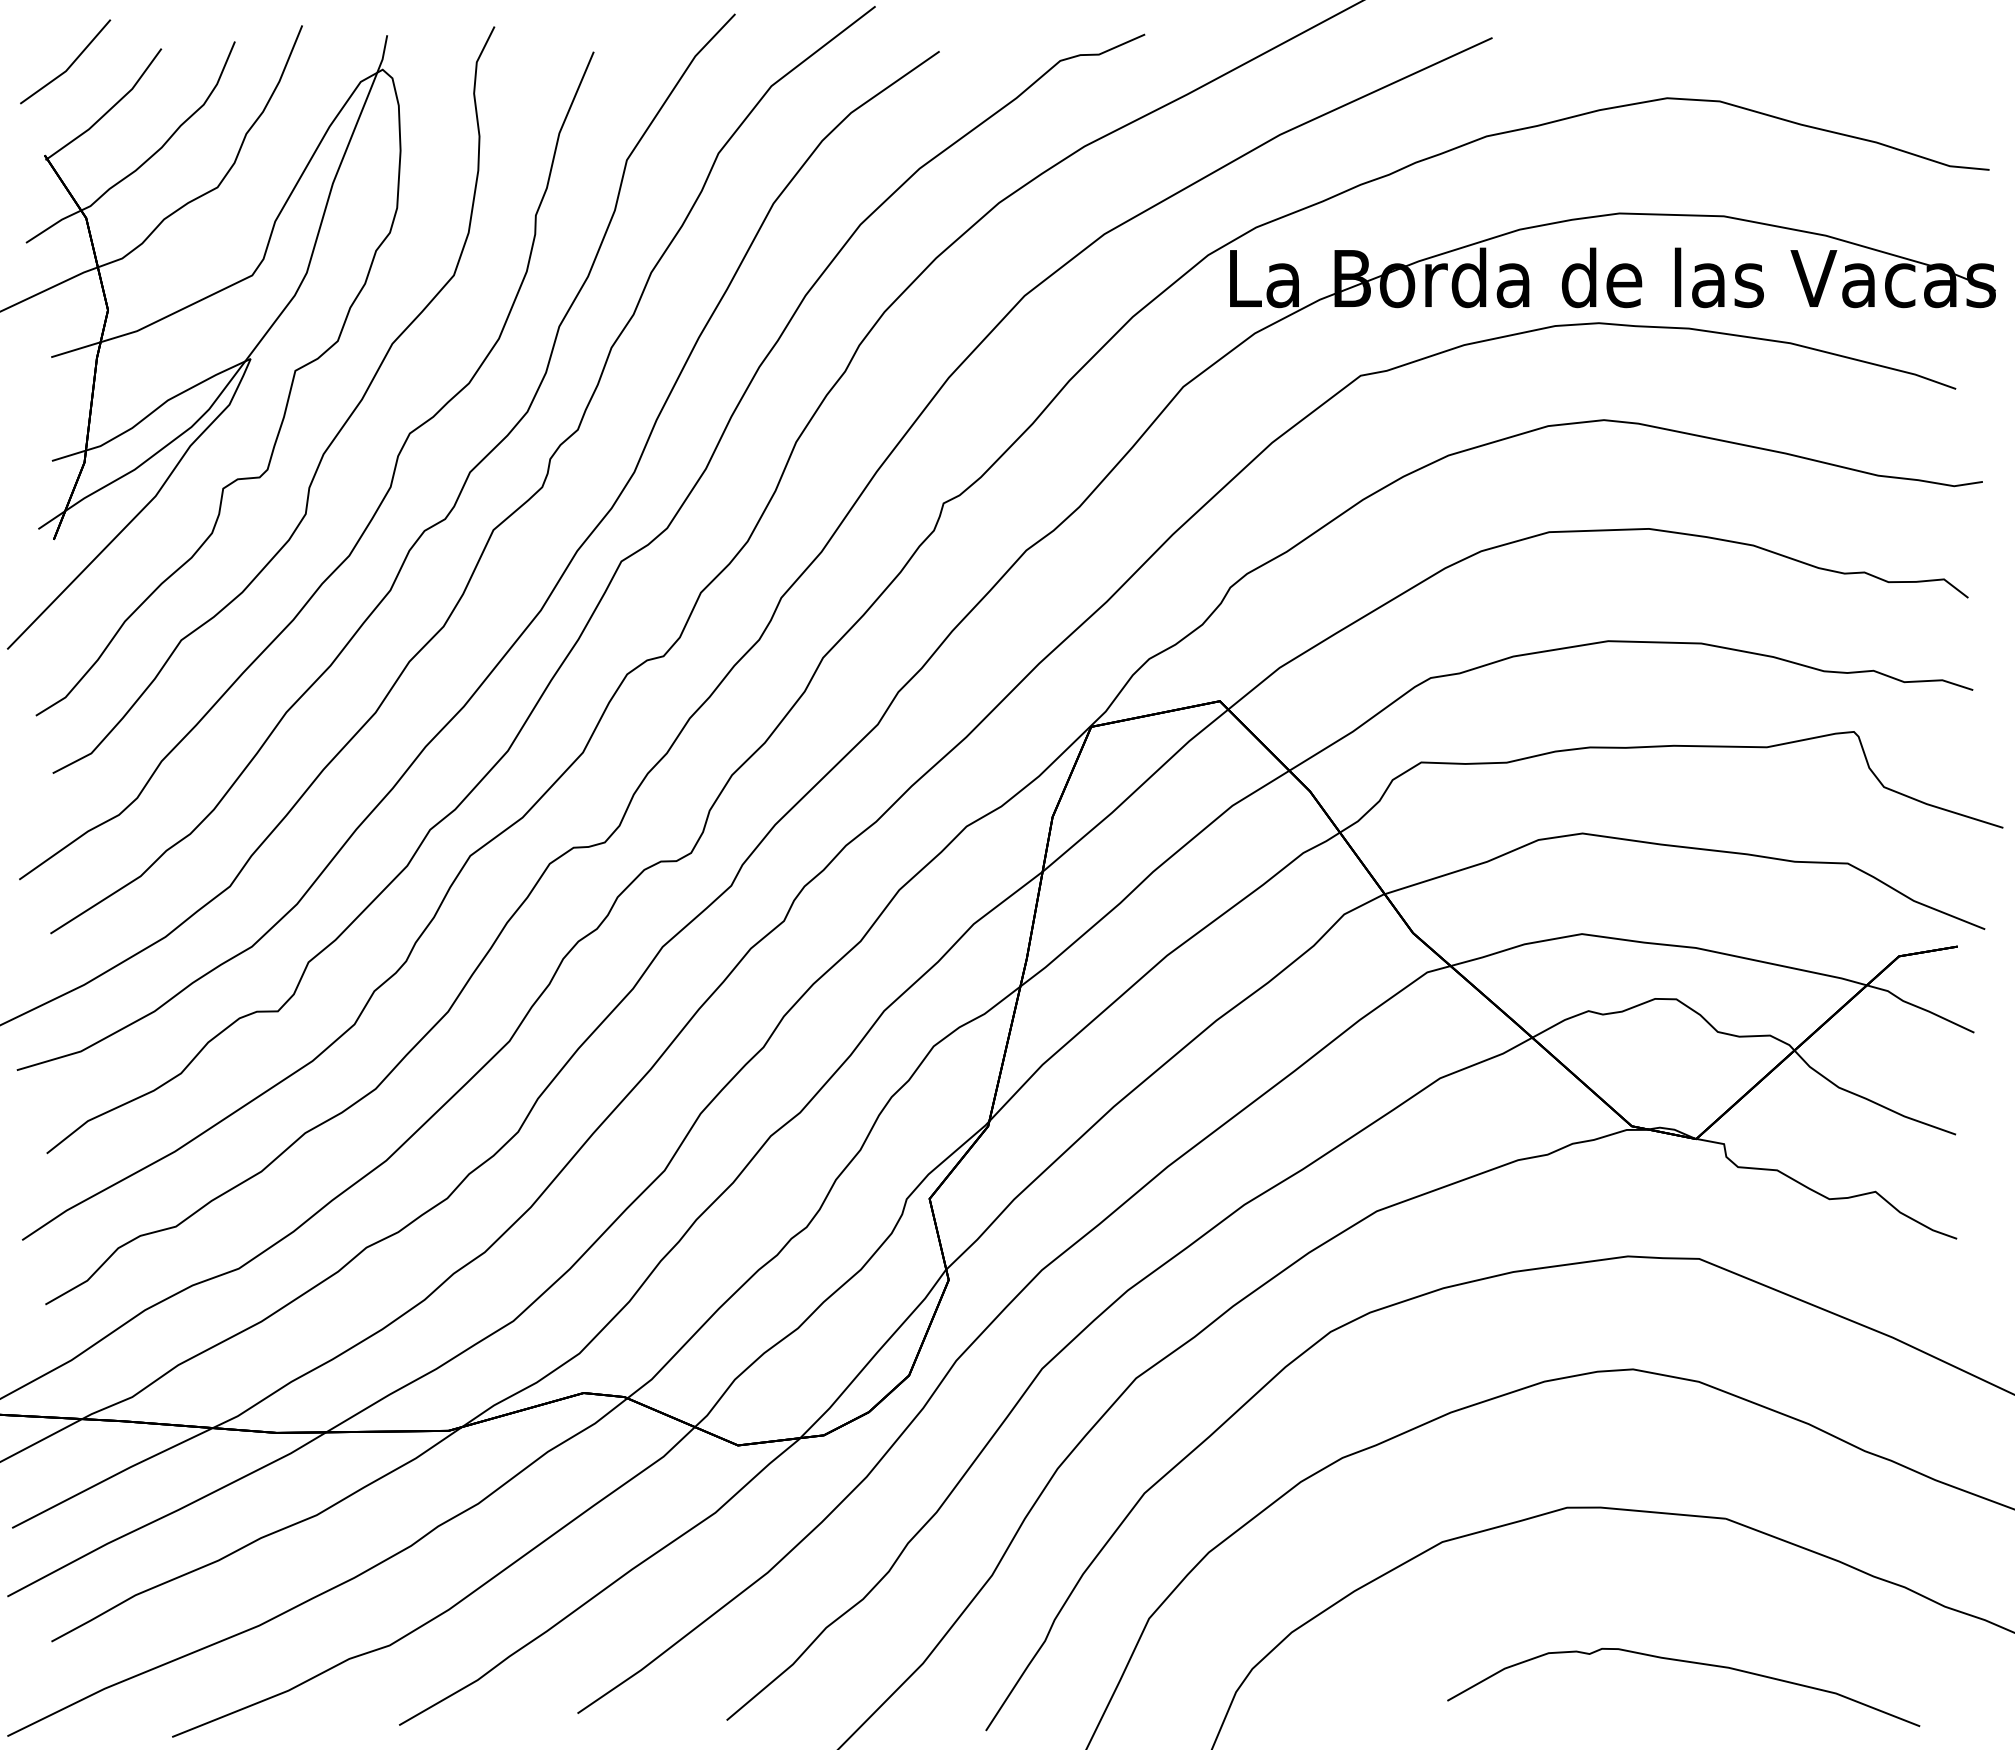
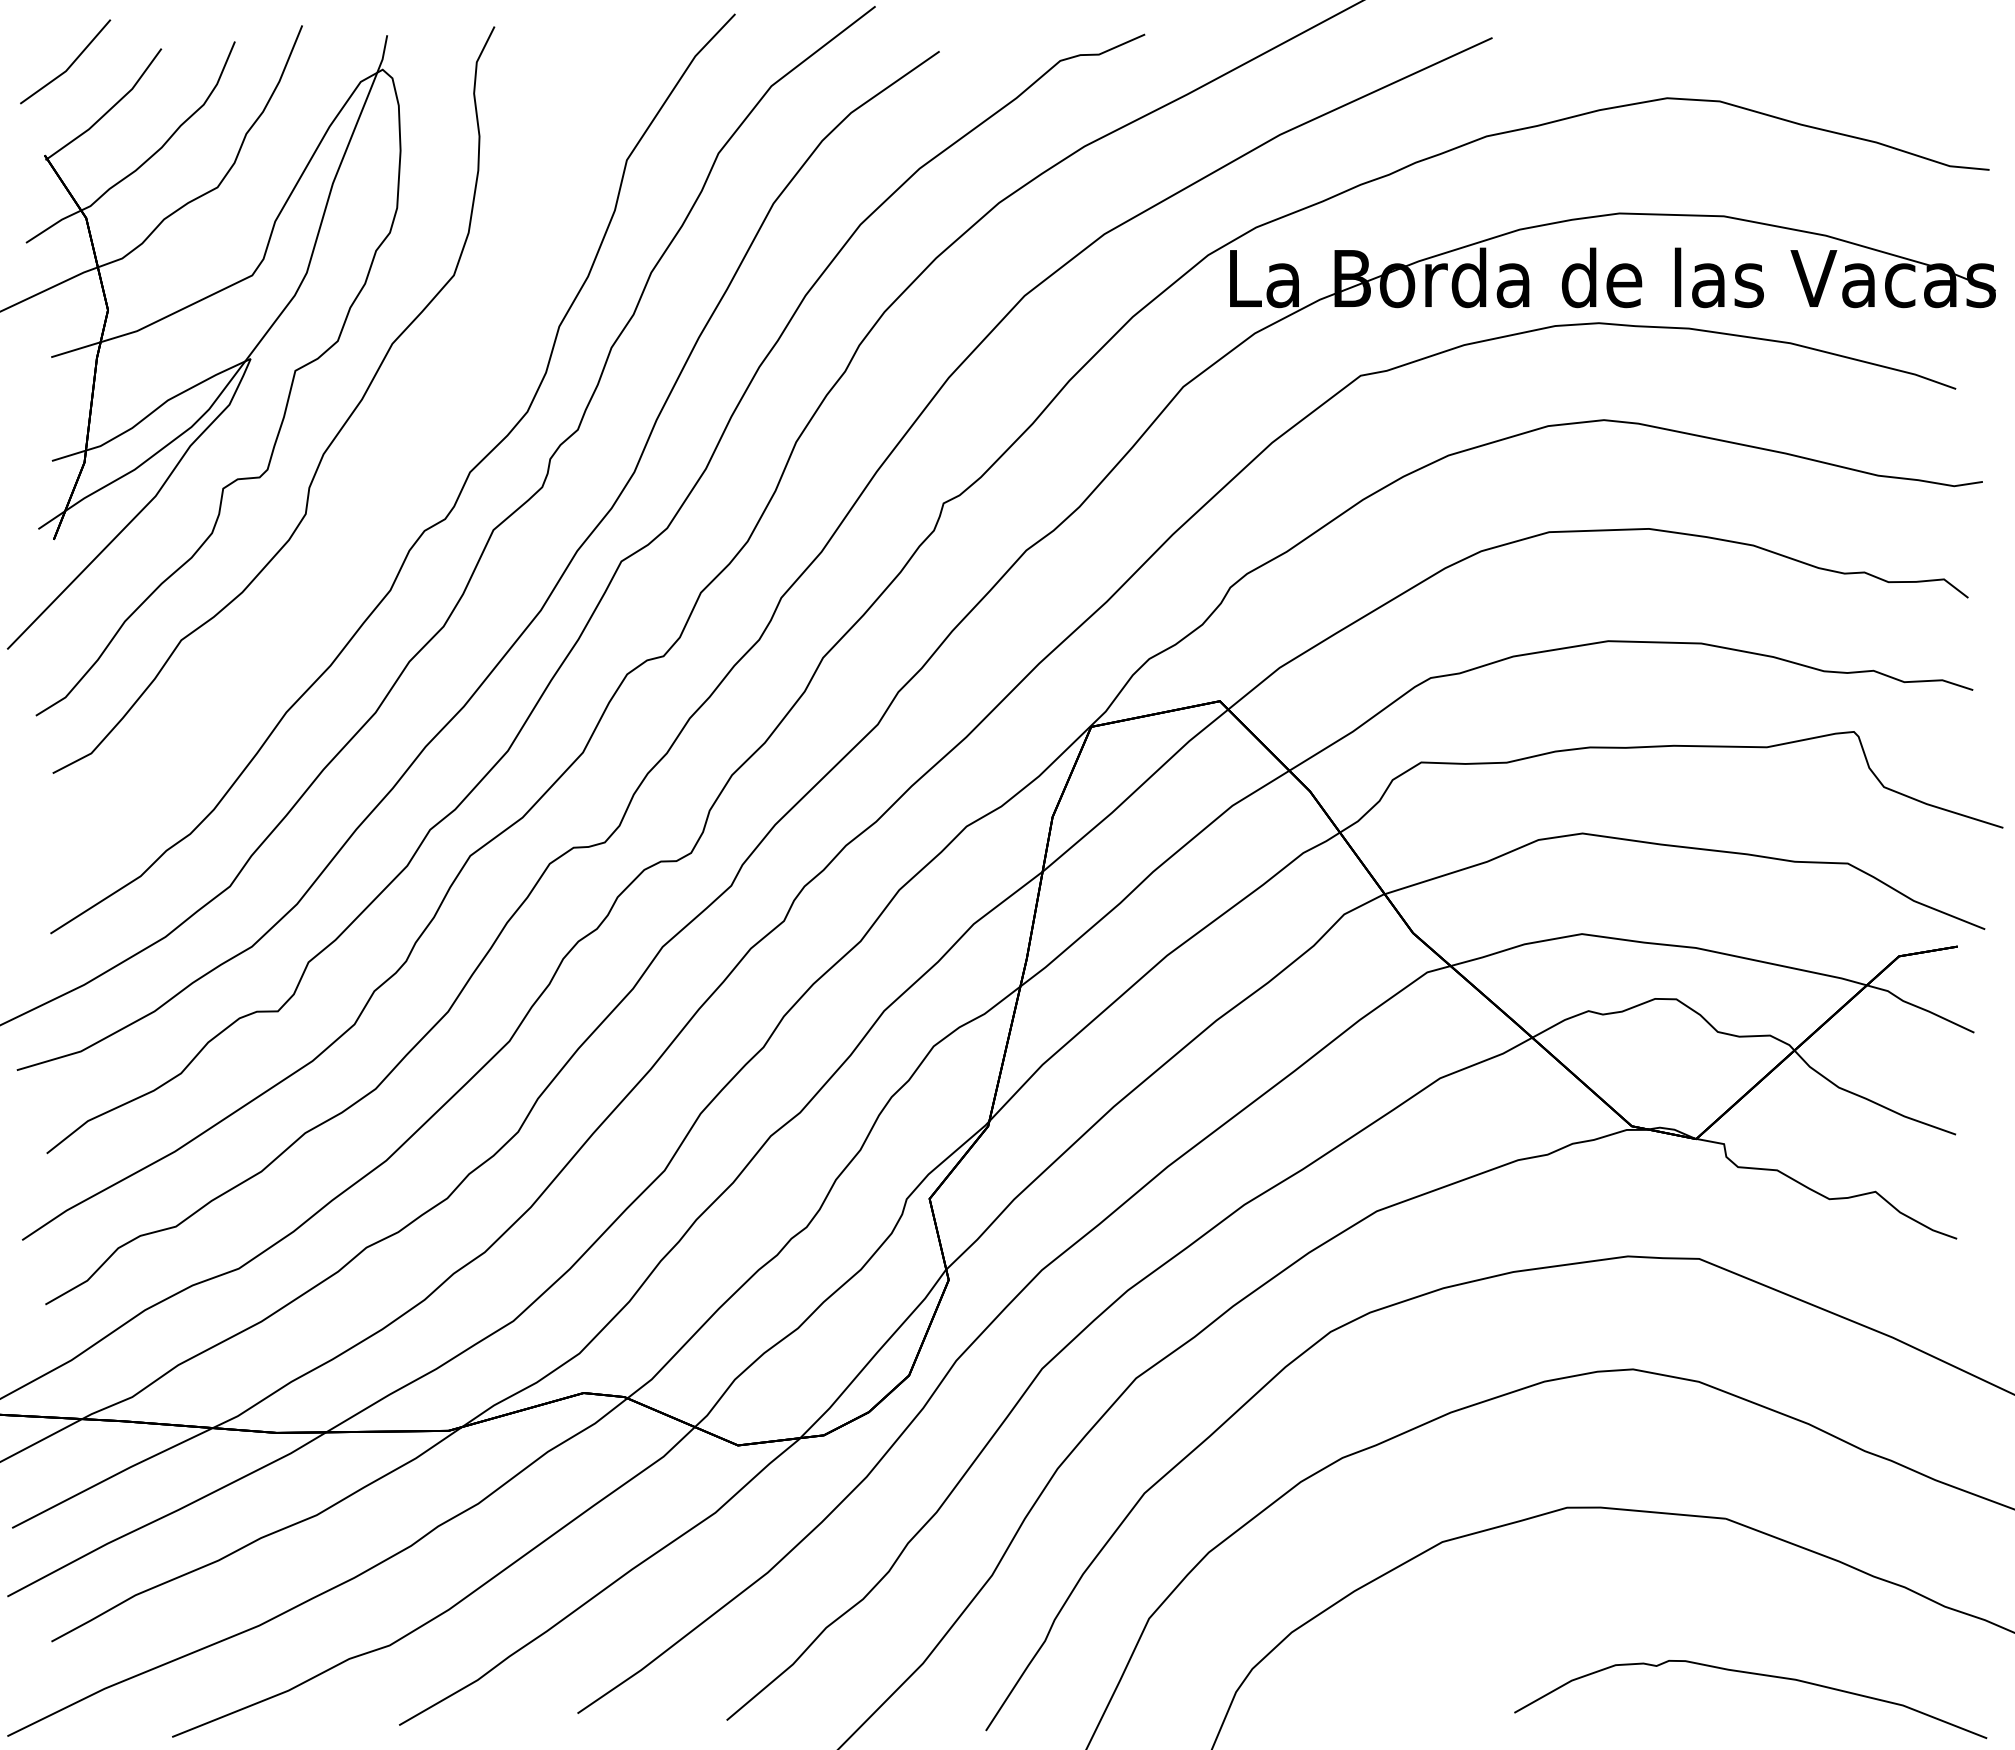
curve: present -> none (378, 505)
curve position: (1684, 1662) -> (1751, 1674) (1751, 1674)
